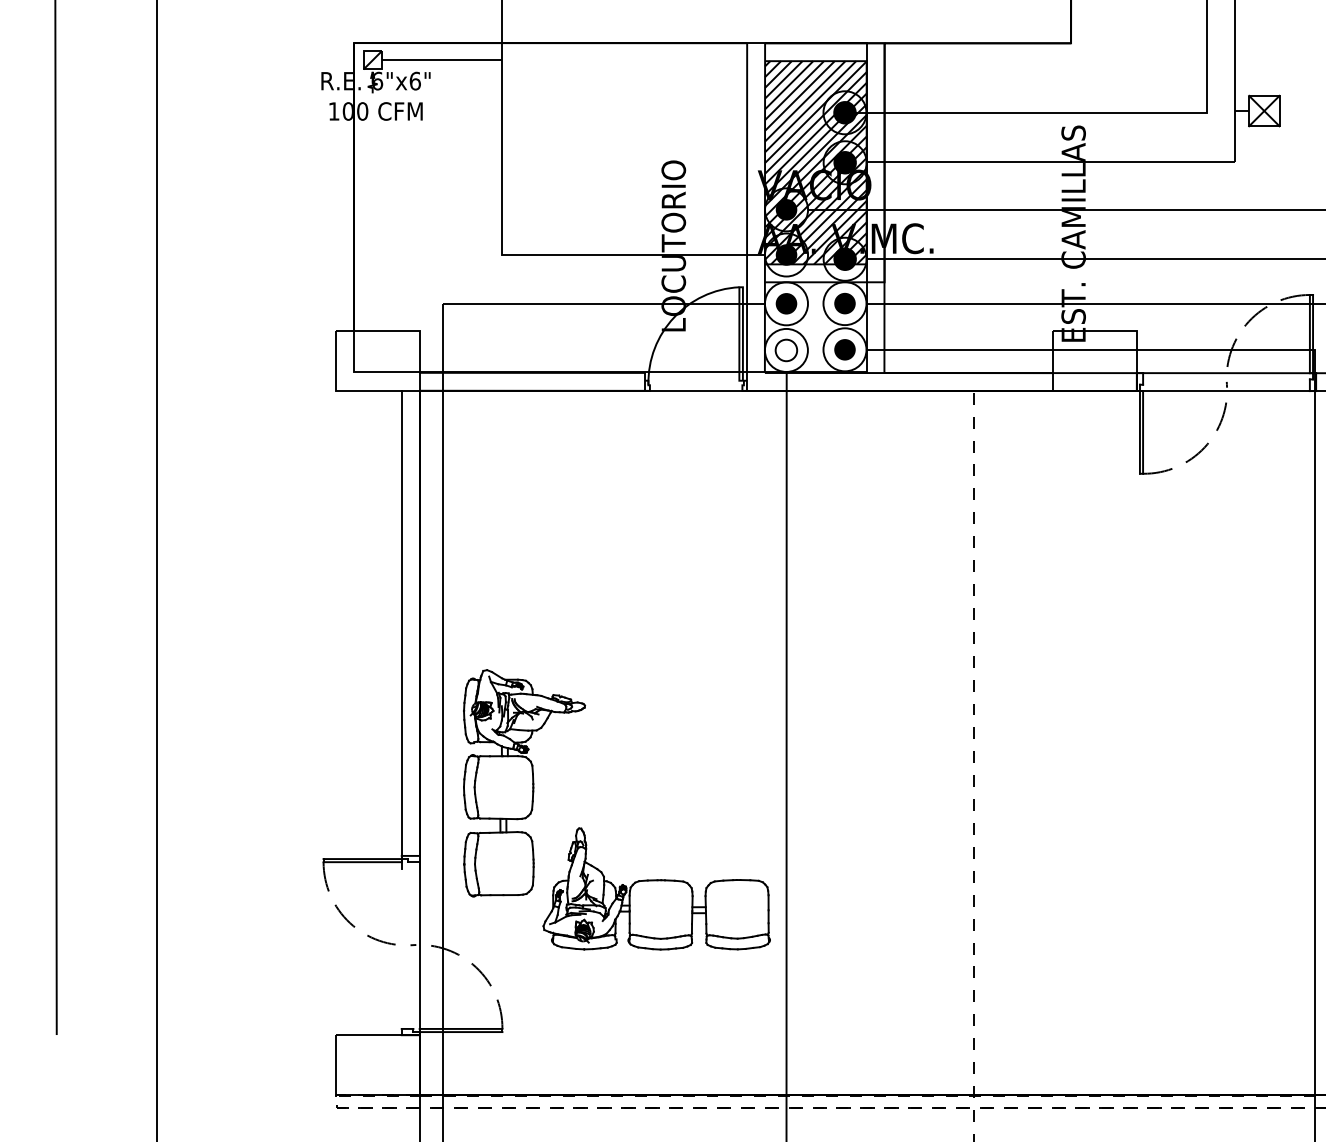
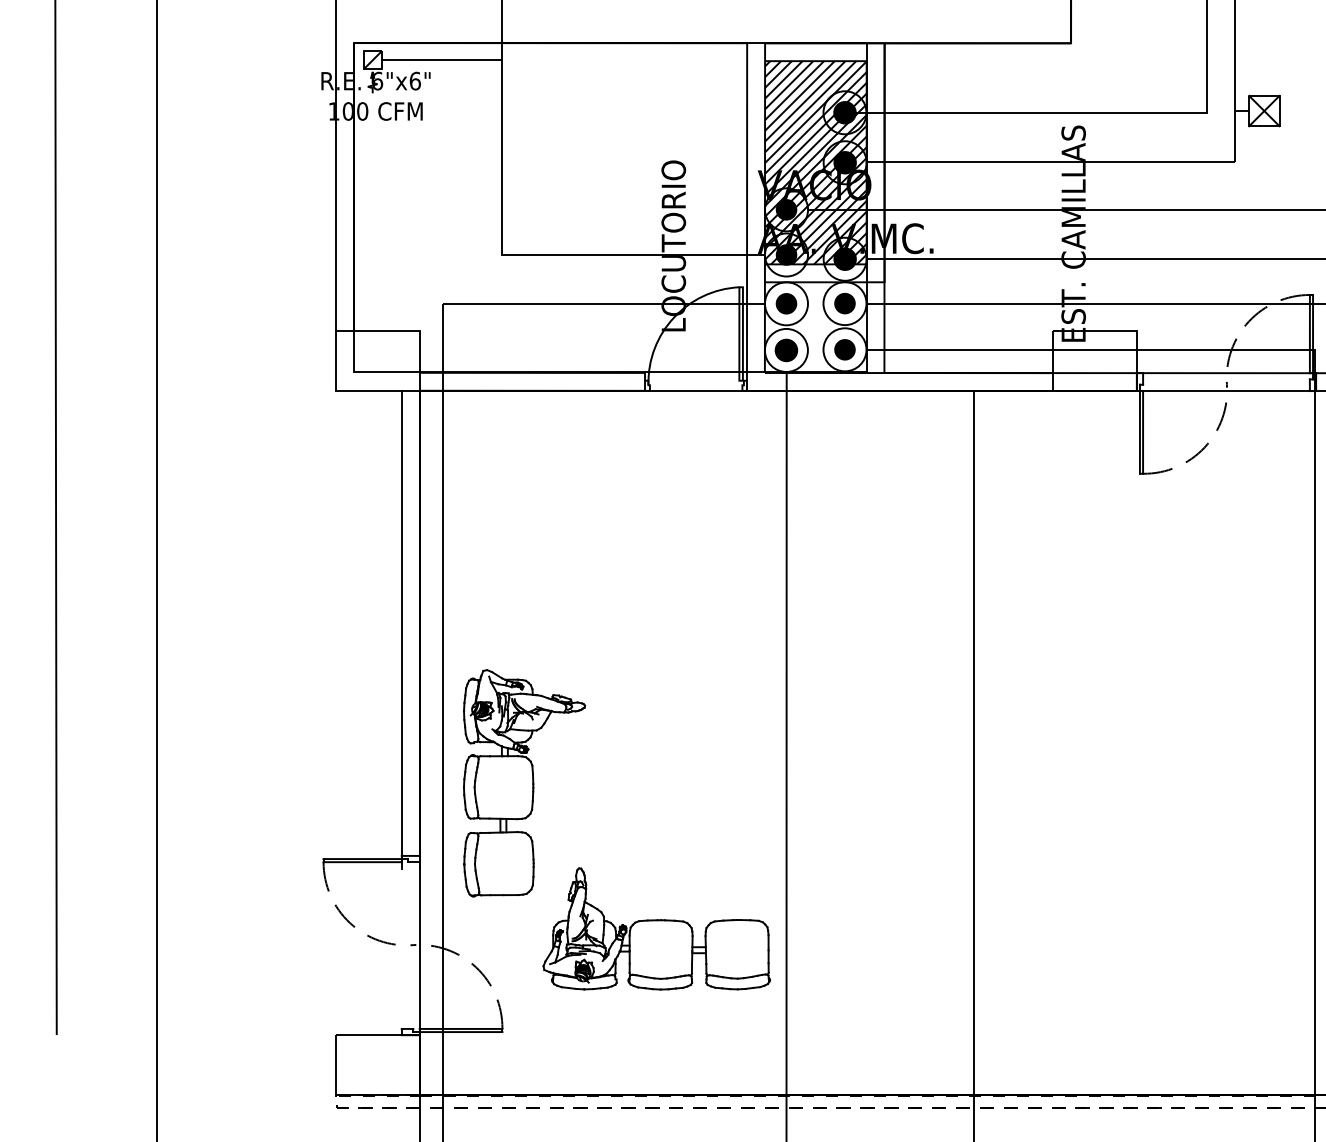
line: none -> present (336, 166)
fill: none -> present (786, 350)
line: dashed -> solid (974, 765)
part position: (656, 888) -> (656, 928) (656, 928)
